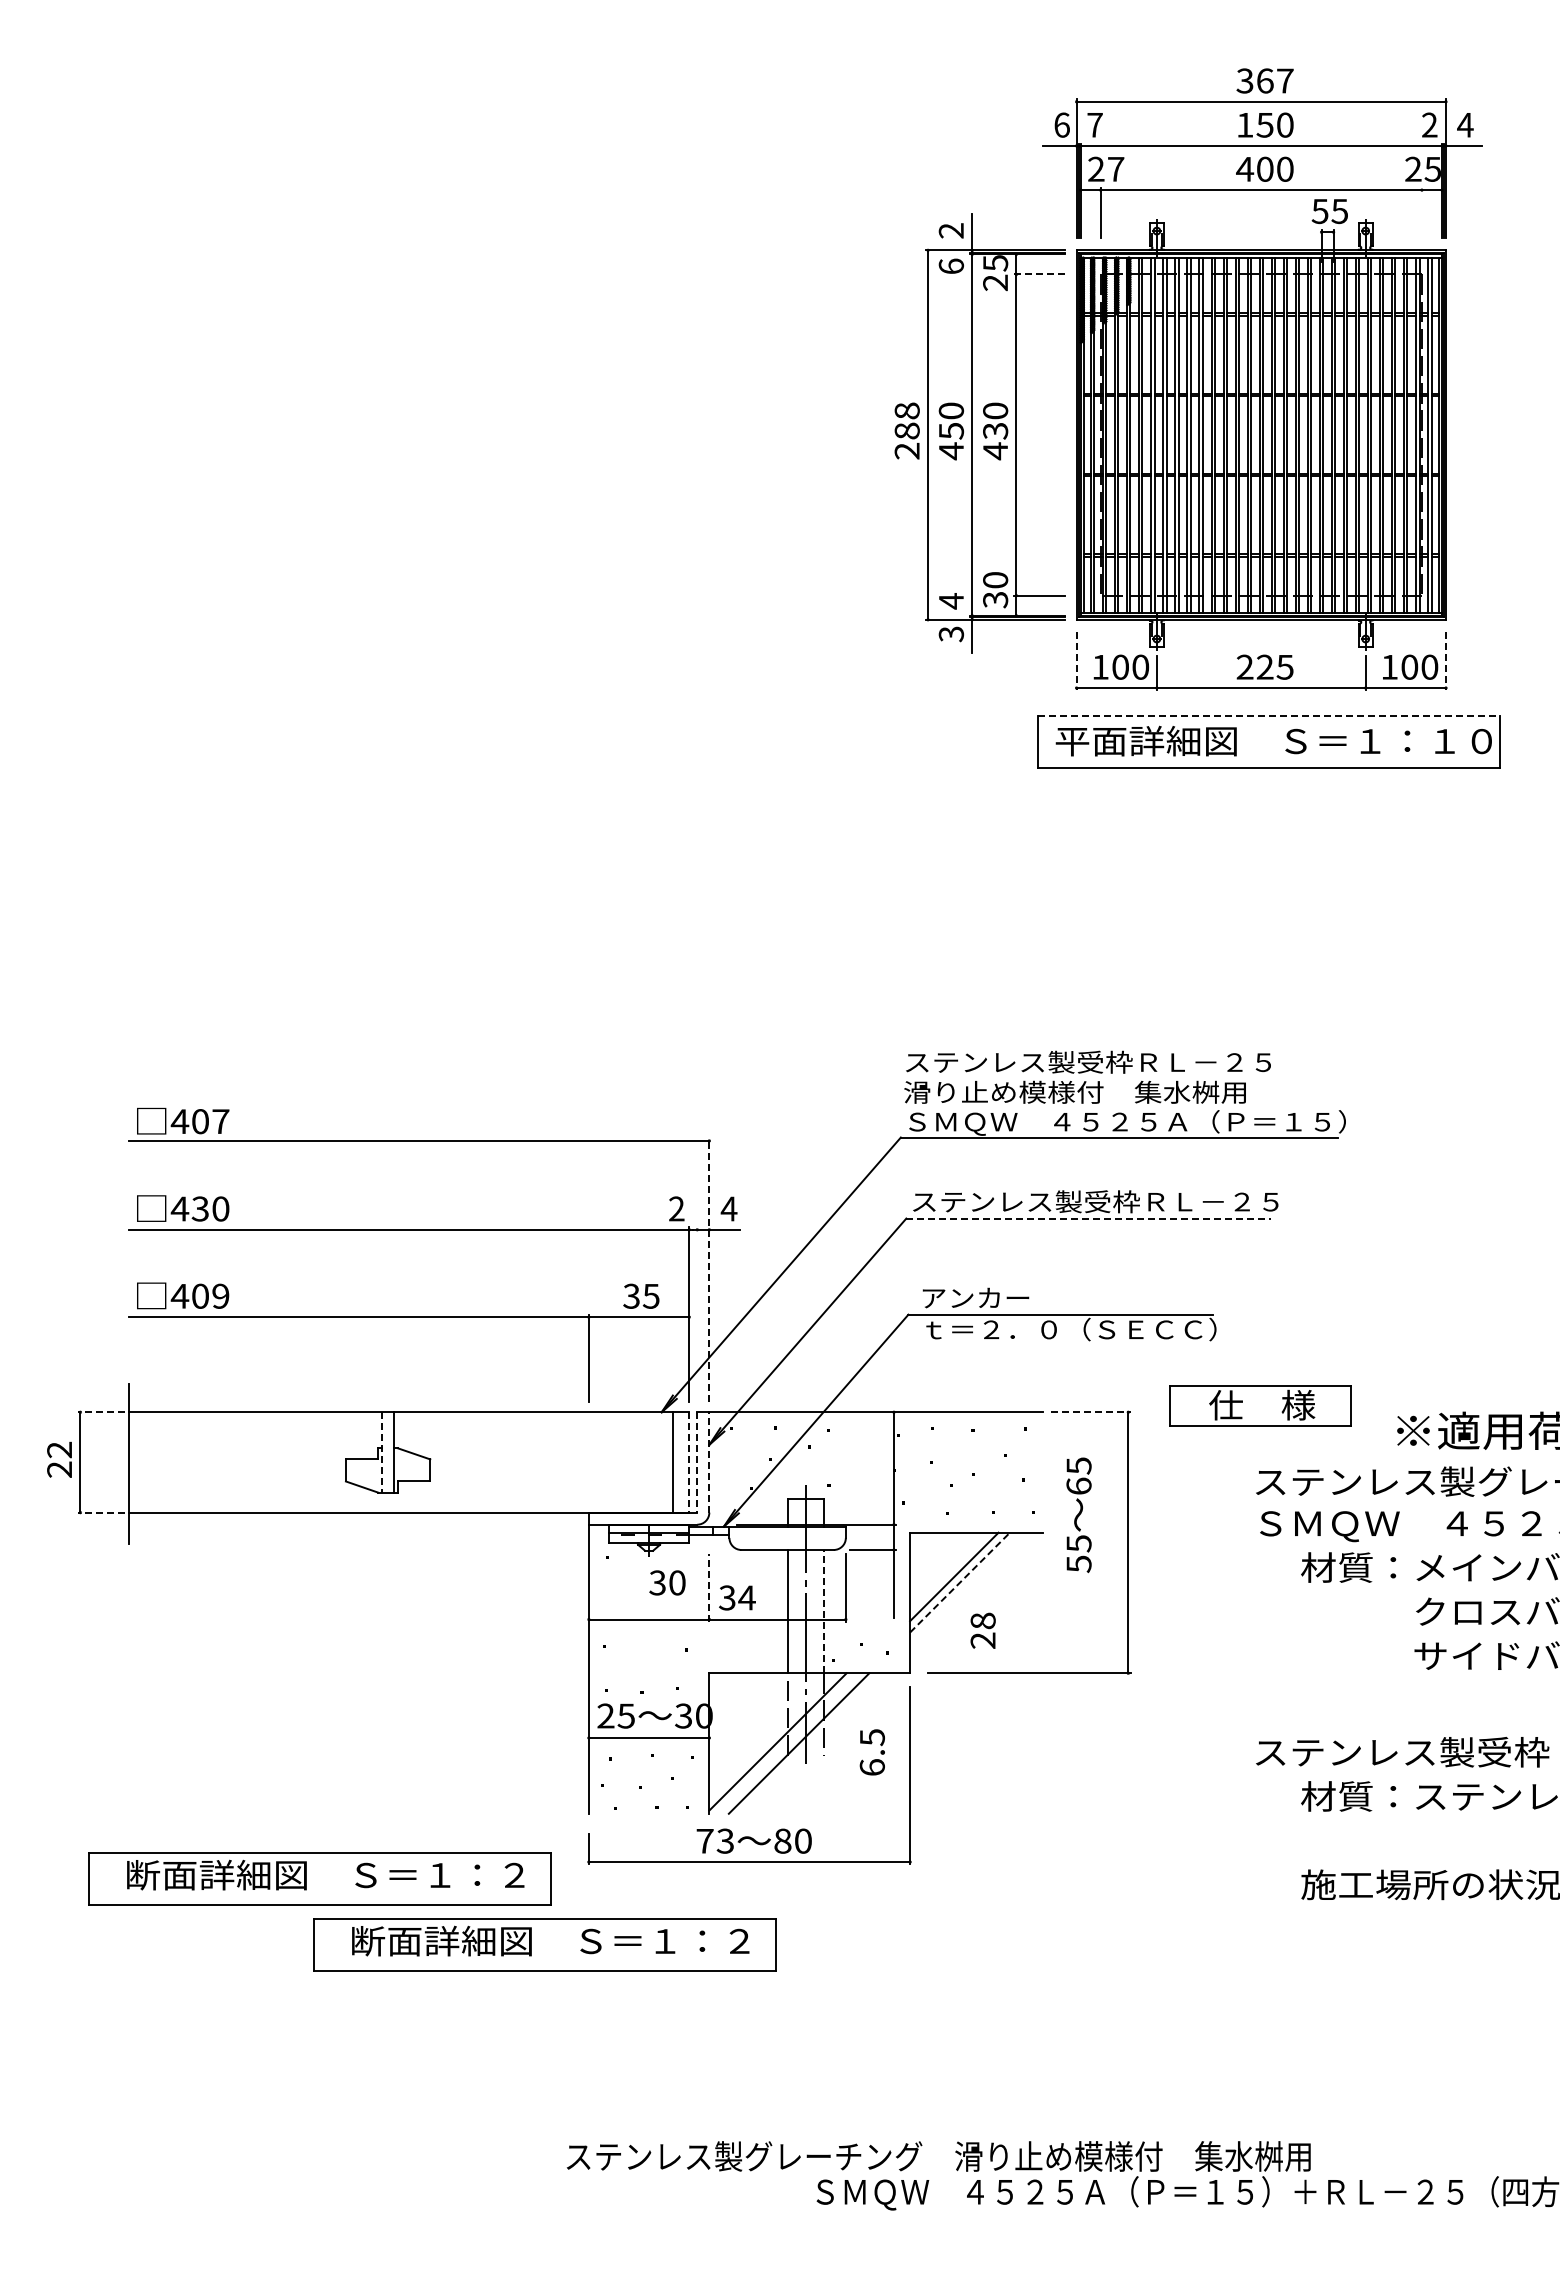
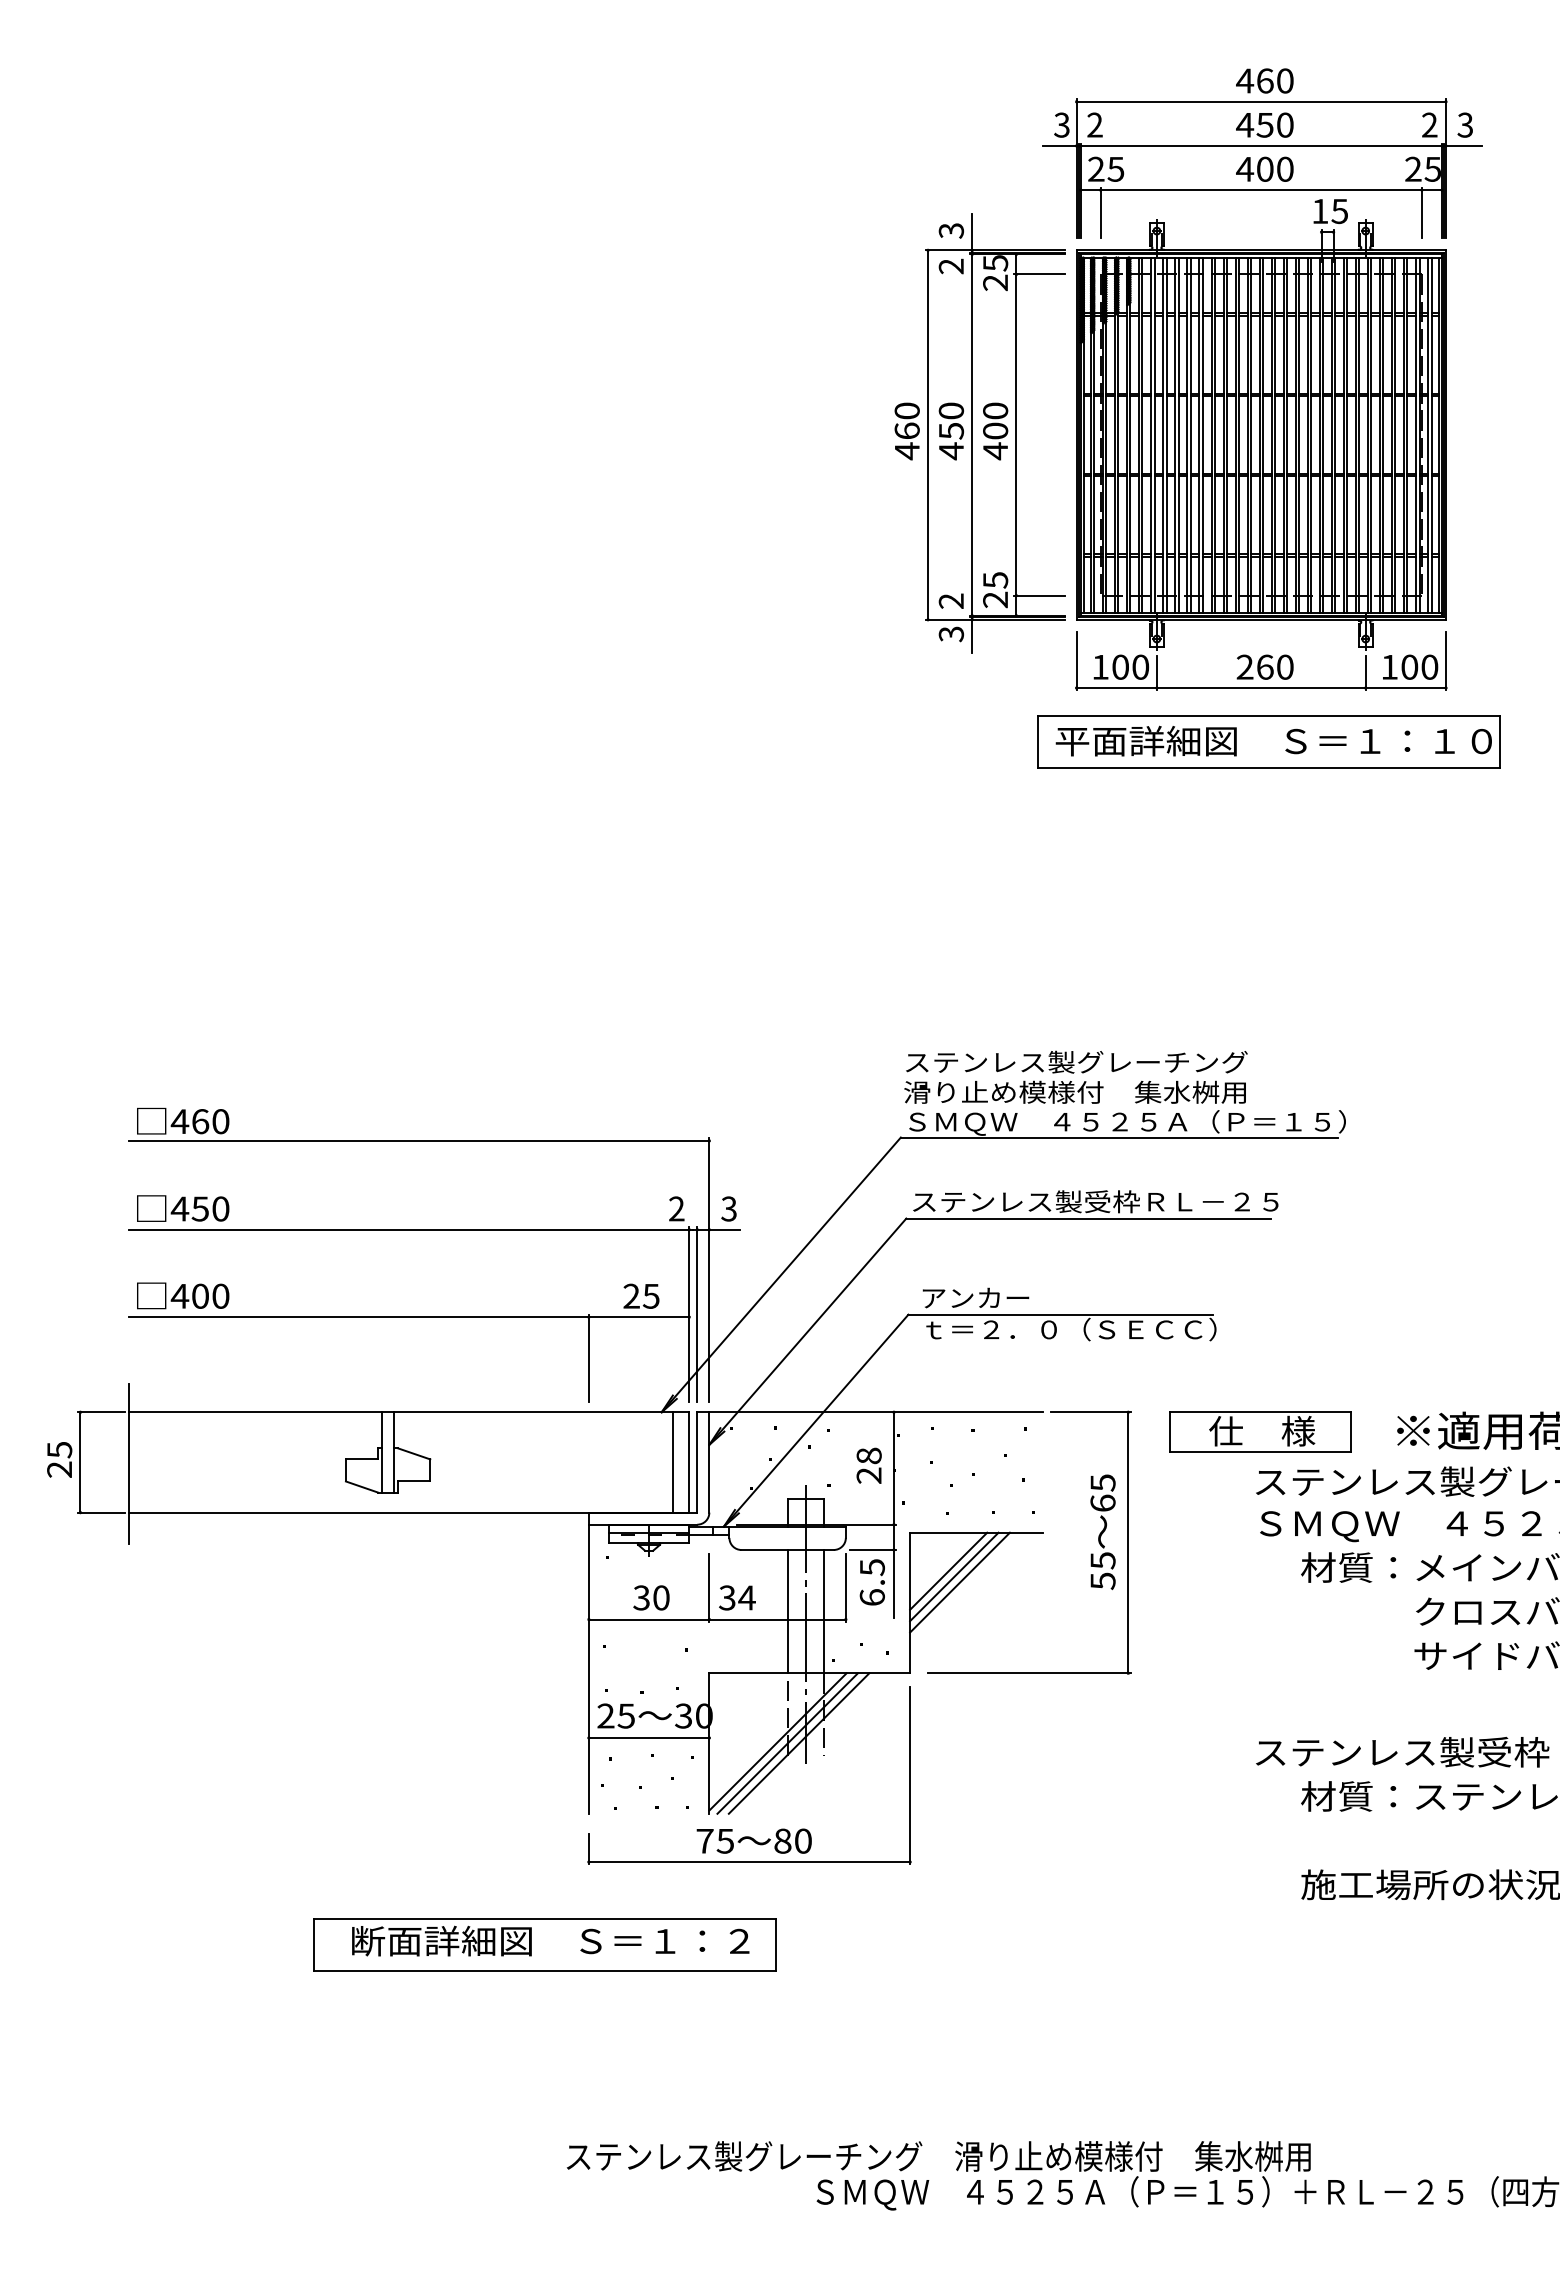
text: 367 -> 460 (1264, 80)
text: 6 -> 3 (1061, 124)
text: 7 -> 2 (1094, 124)
text: 4 -> 3 (1465, 124)
text: 150 -> 450 (1245, 125)
text: 27 -> 25 (1115, 169)
text: 55 -> 15 (1319, 211)
line: none -> present (1421, 212)
text: 2 -> 3 (951, 230)
text: 6 -> 2 (951, 266)
line: dashed -> solid (1038, 274)
text: 430 -> 400 (995, 430)
text: 288 -> 460 (906, 431)
text: 30 -> 25 (995, 590)
text: 4 -> 2 (950, 601)
line: dashed -> solid (1076, 661)
line: dashed -> solid (1446, 661)
text: 225 -> 260 (1274, 666)
line: dashed -> solid (1268, 716)
text: ステンレス製受枠ＲＬ－２５ -> ステンレス製グレーチング (1173, 1061)
text: 407 -> 460 (210, 1121)
text: 430 -> 450 (200, 1208)
text: 4 -> 3 (728, 1208)
line: dashed -> solid (1088, 1218)
line: dashed -> solid (709, 1270)
text: 409 -> 400 (220, 1295)
text: 35 -> 25 (631, 1296)
line: none -> present (697, 1314)
part position: (1260, 1405) -> (1260, 1431) (1260, 1431)
line: dashed -> solid (100, 1412)
line: dashed -> solid (1091, 1412)
text: 22 -> 25 (59, 1449)
line: dashed -> solid (382, 1452)
line: dashed -> solid (709, 1461)
line: dashed -> solid (689, 1462)
line: dashed -> solid (697, 1462)
line: dashed -> solid (100, 1512)
text position: (1078, 1515) -> (1102, 1532) (1102, 1532)
line: none -> present (948, 1570)
text position: (667, 1582) -> (651, 1597) (651, 1597)
line: dashed -> solid (960, 1582)
line: dashed -> solid (709, 1587)
line: dashed -> solid (823, 1611)
text position: (982, 1630) -> (868, 1465) (868, 1465)
line: none -> present (787, 1743)
text position: (871, 1752) -> (871, 1582) (871, 1582)
text: 73 -> 75 (725, 1840)
part: present -> none (319, 1878)
